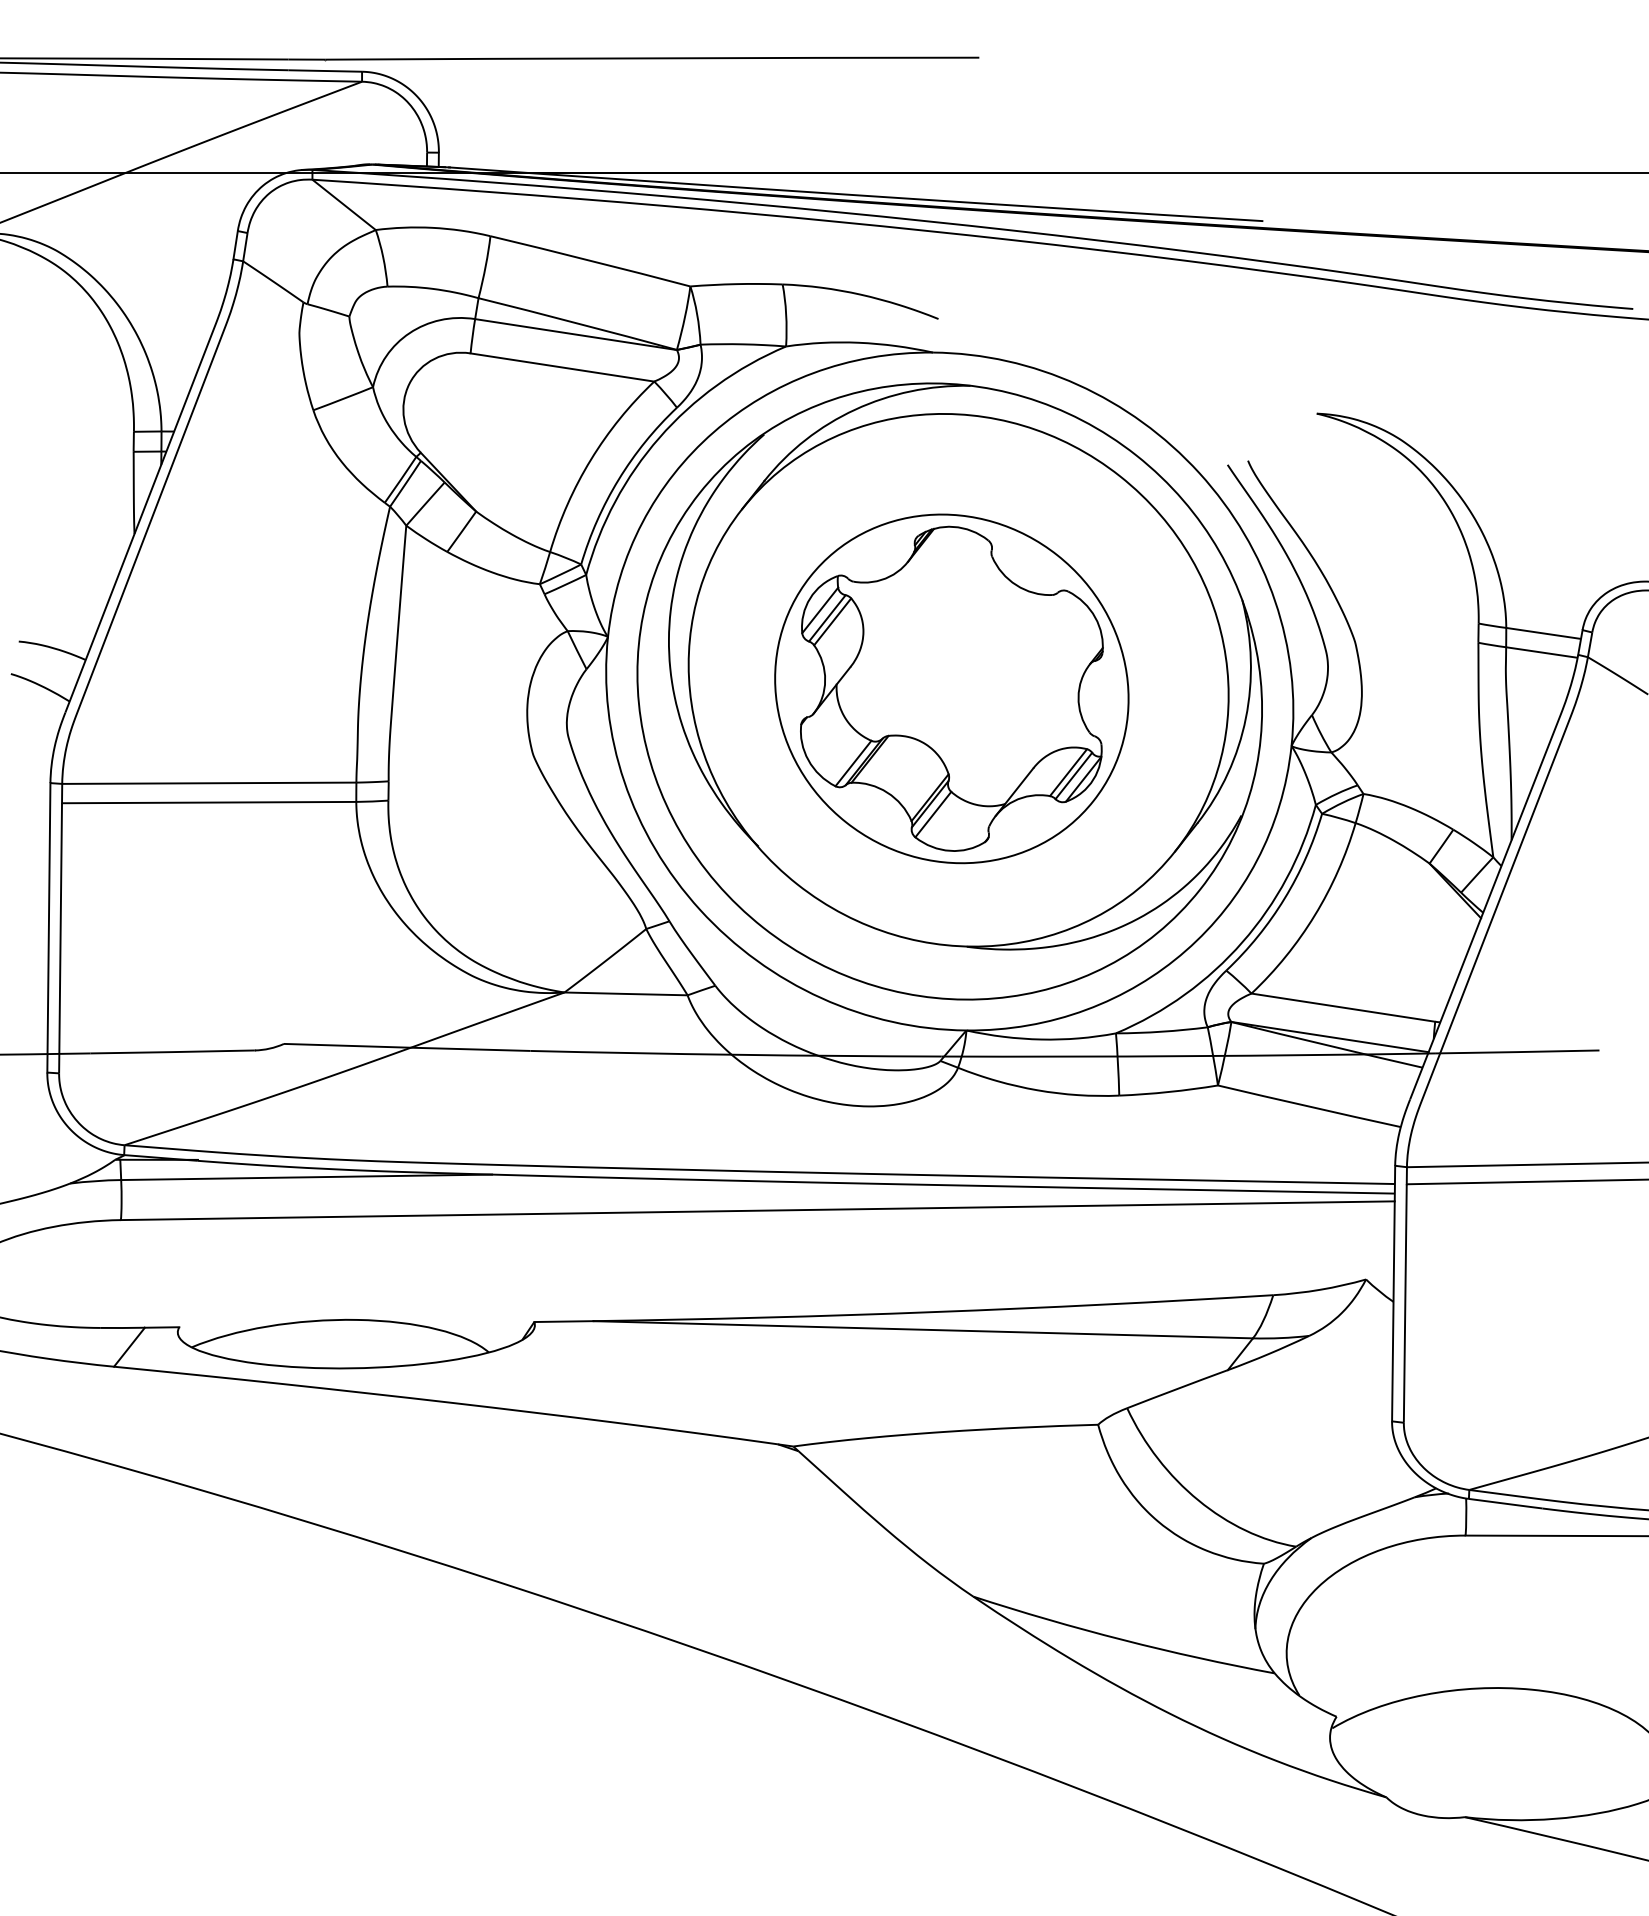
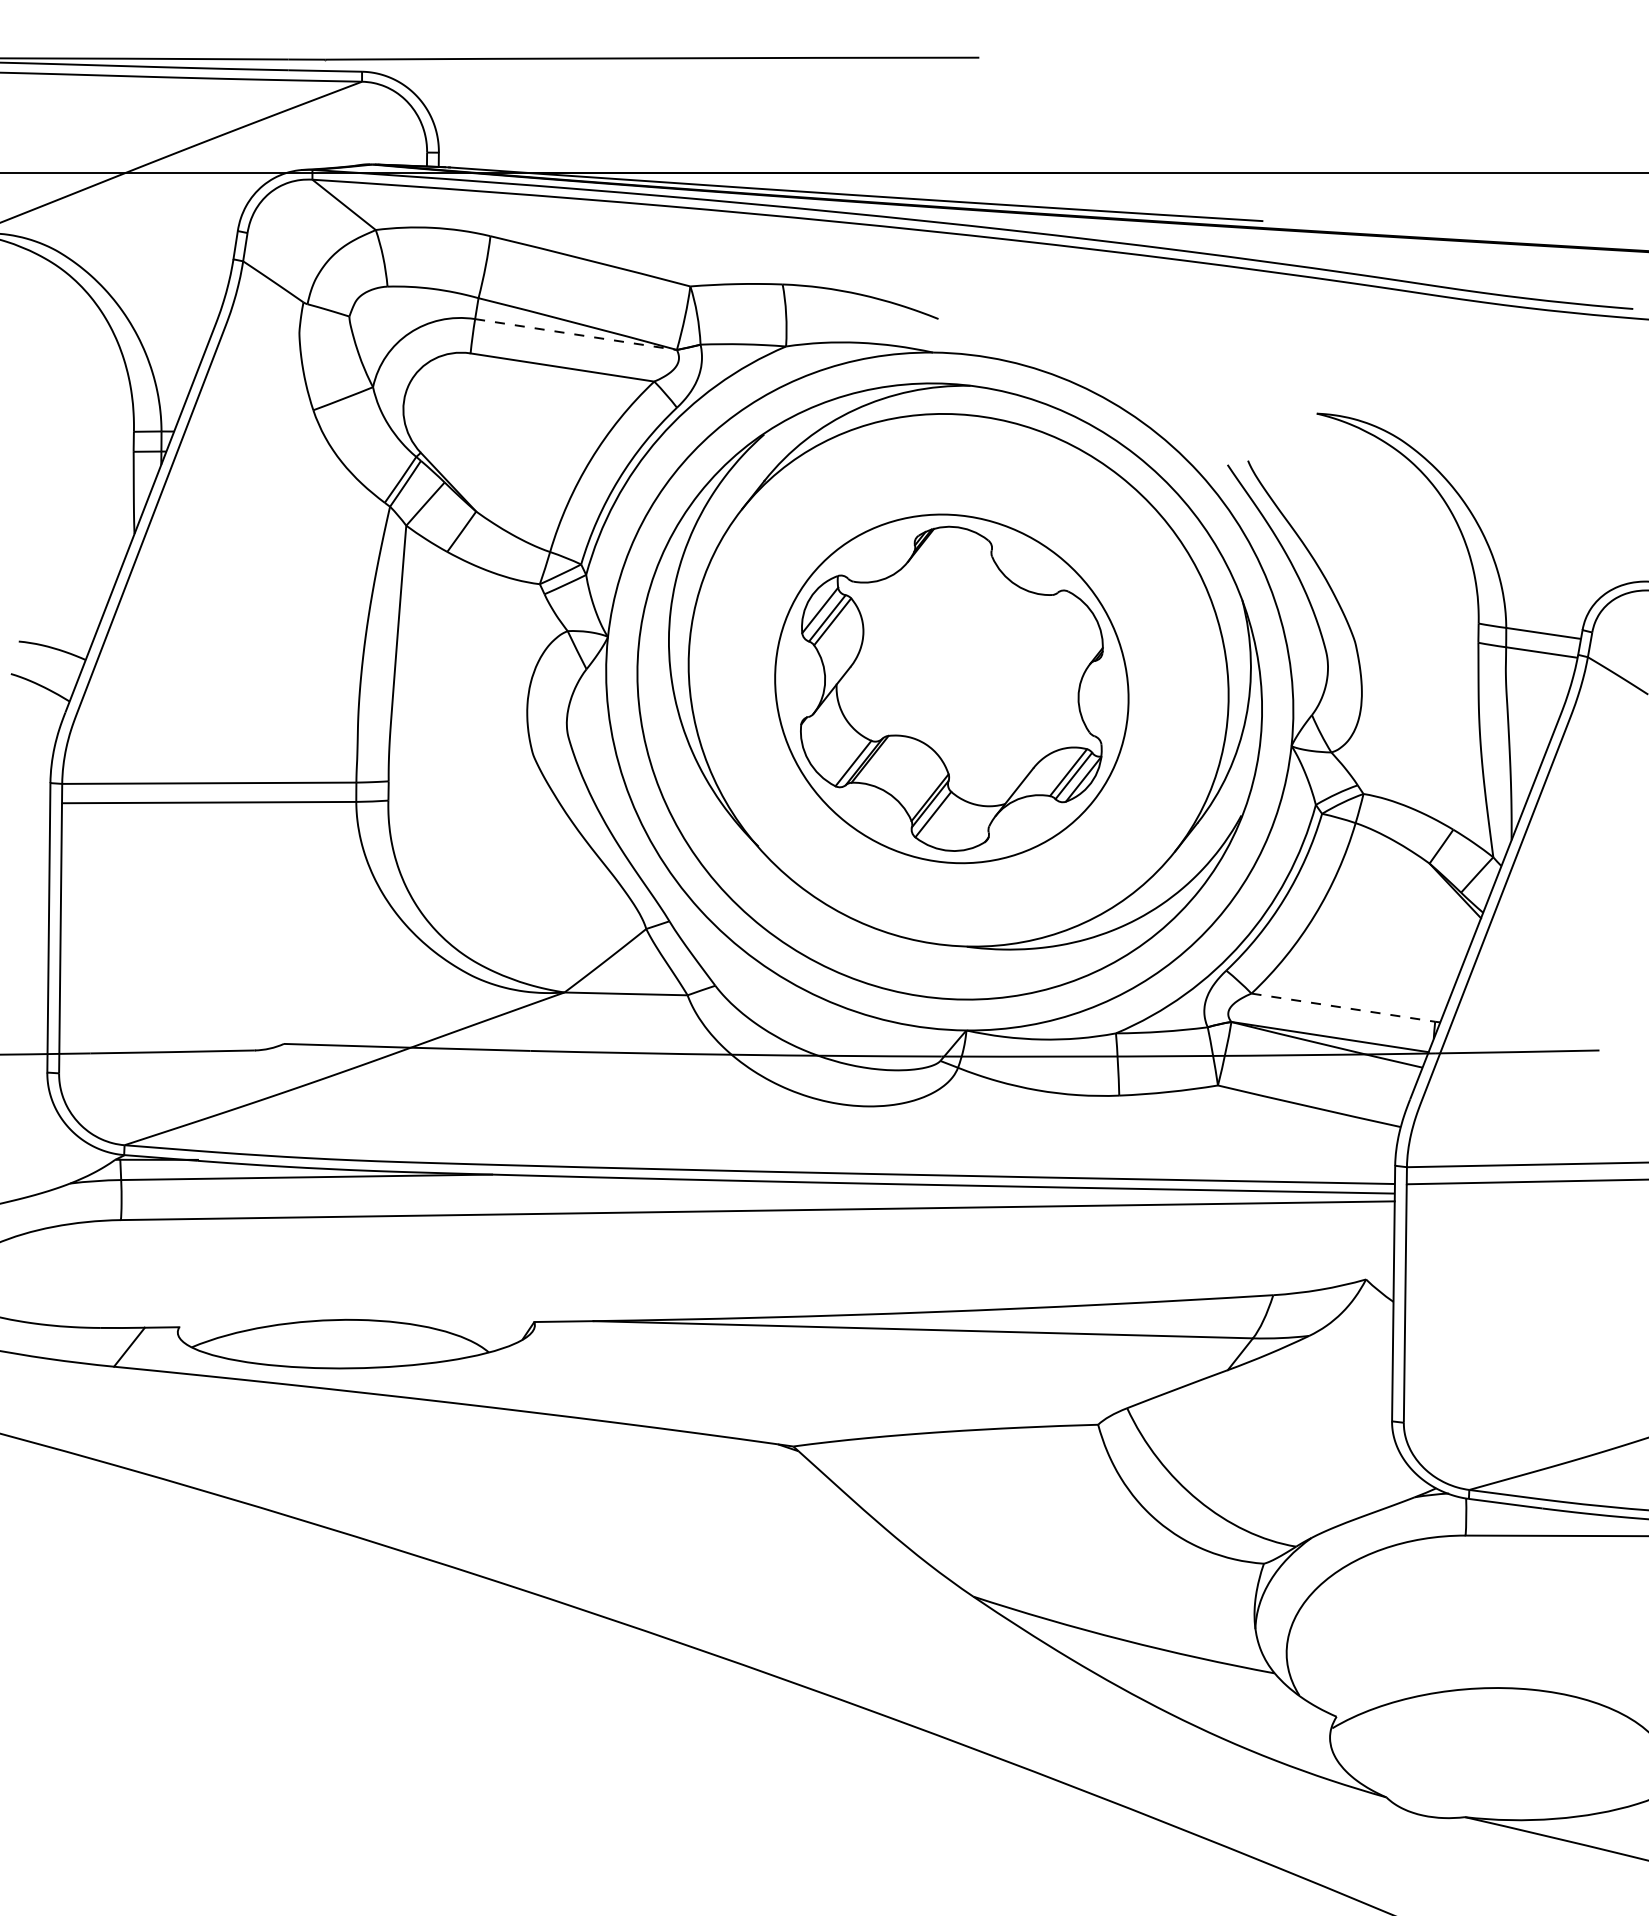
line: solid -> dashed (576, 334)
line: solid -> dashed (1343, 1007)
